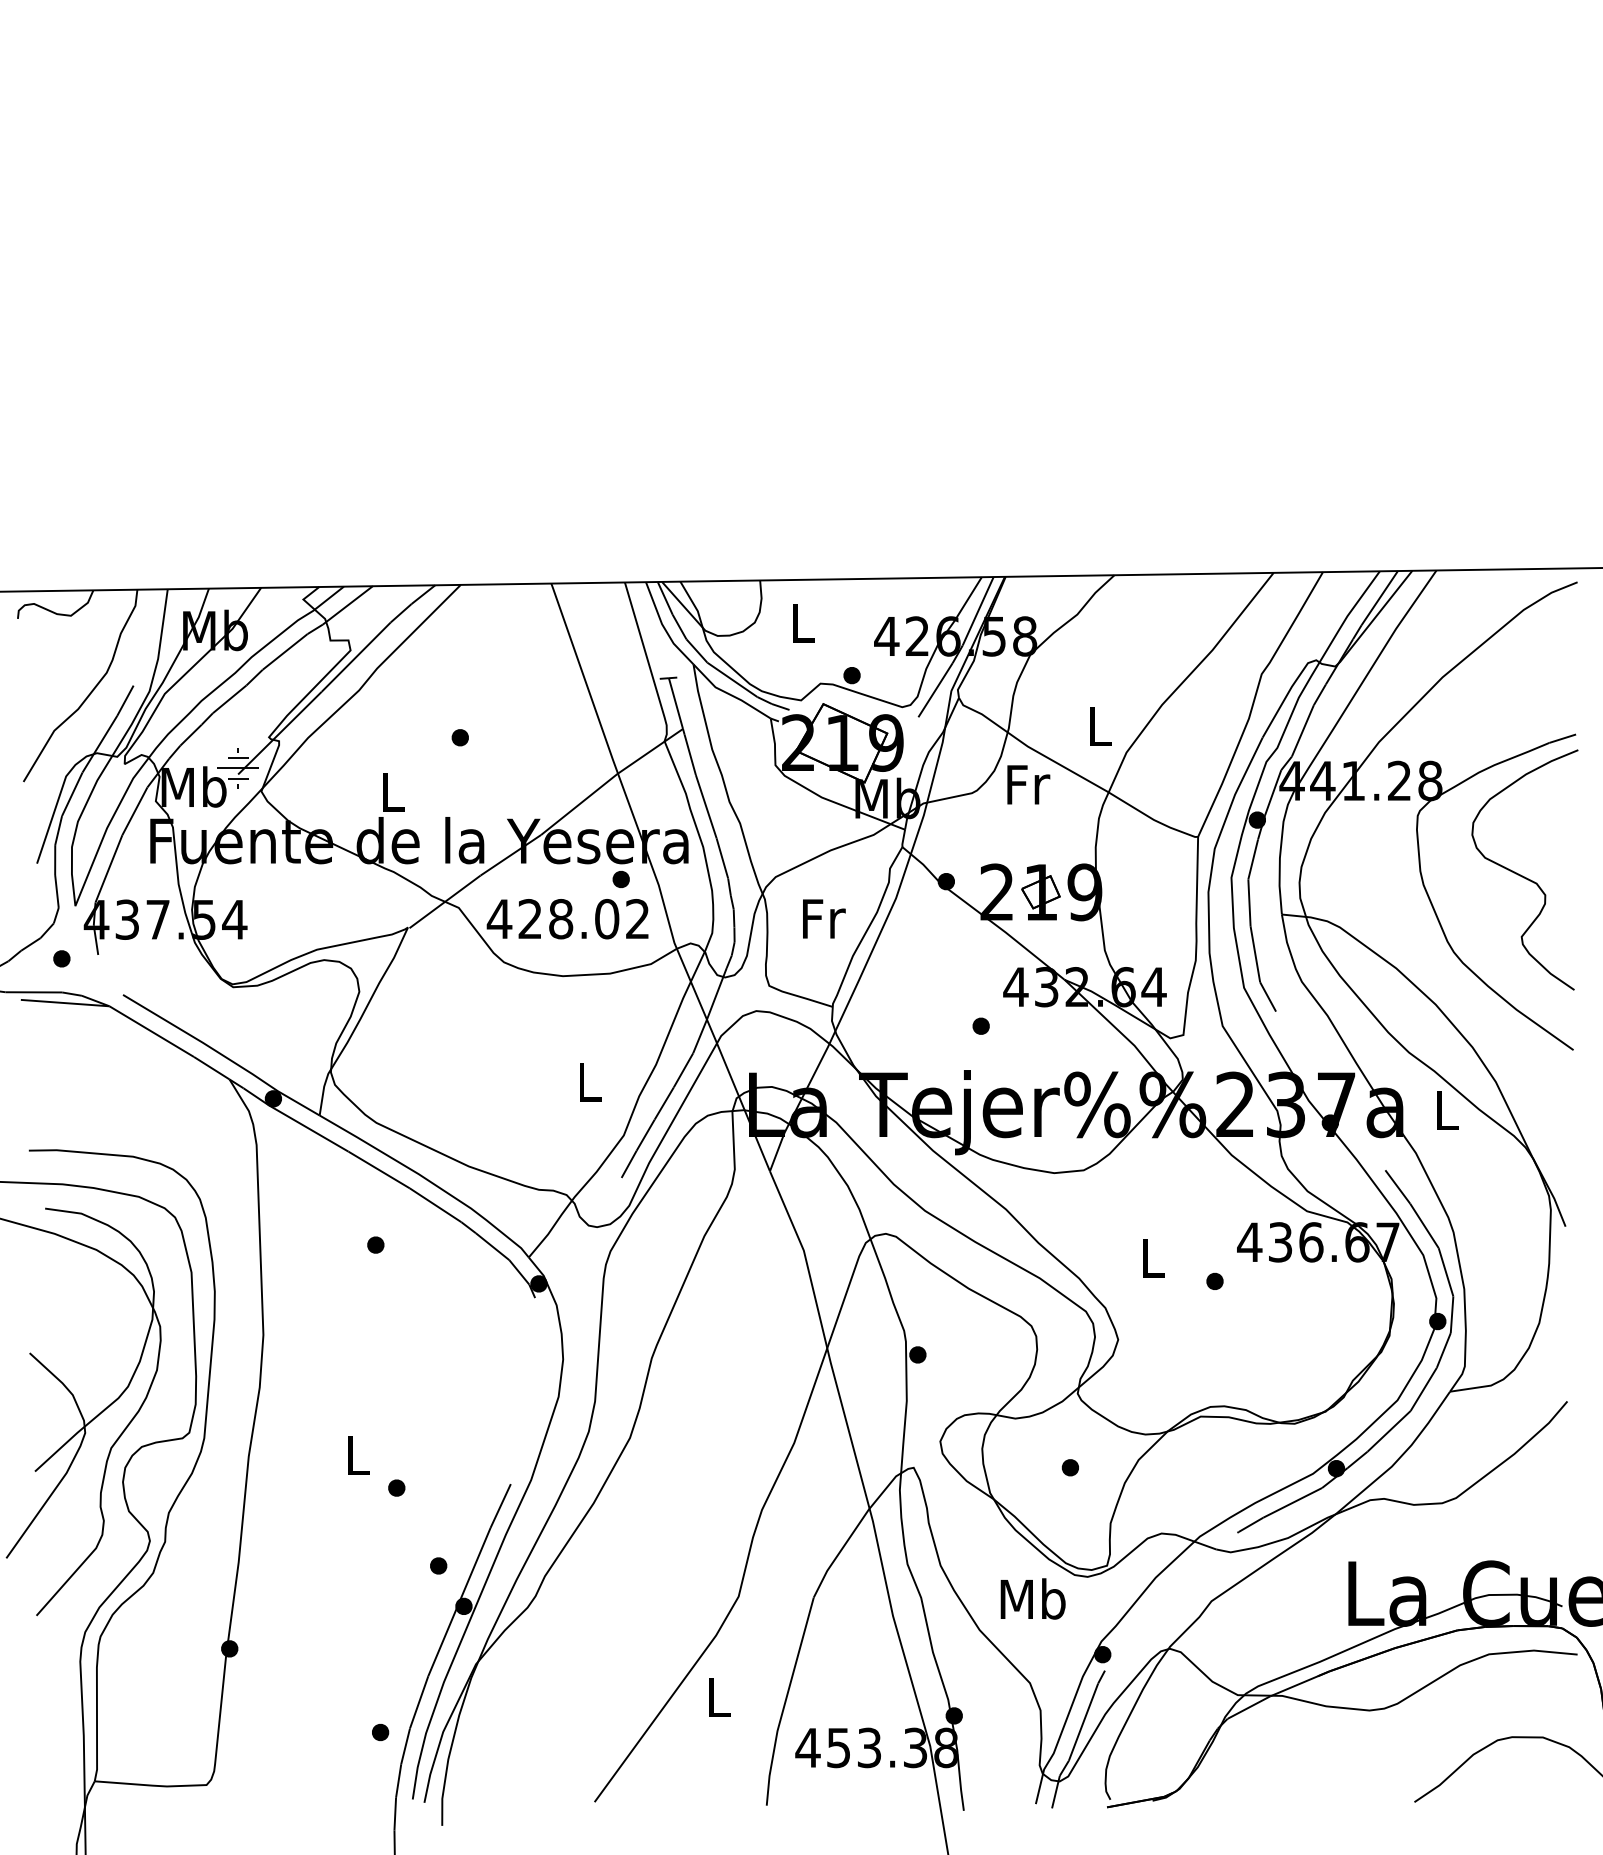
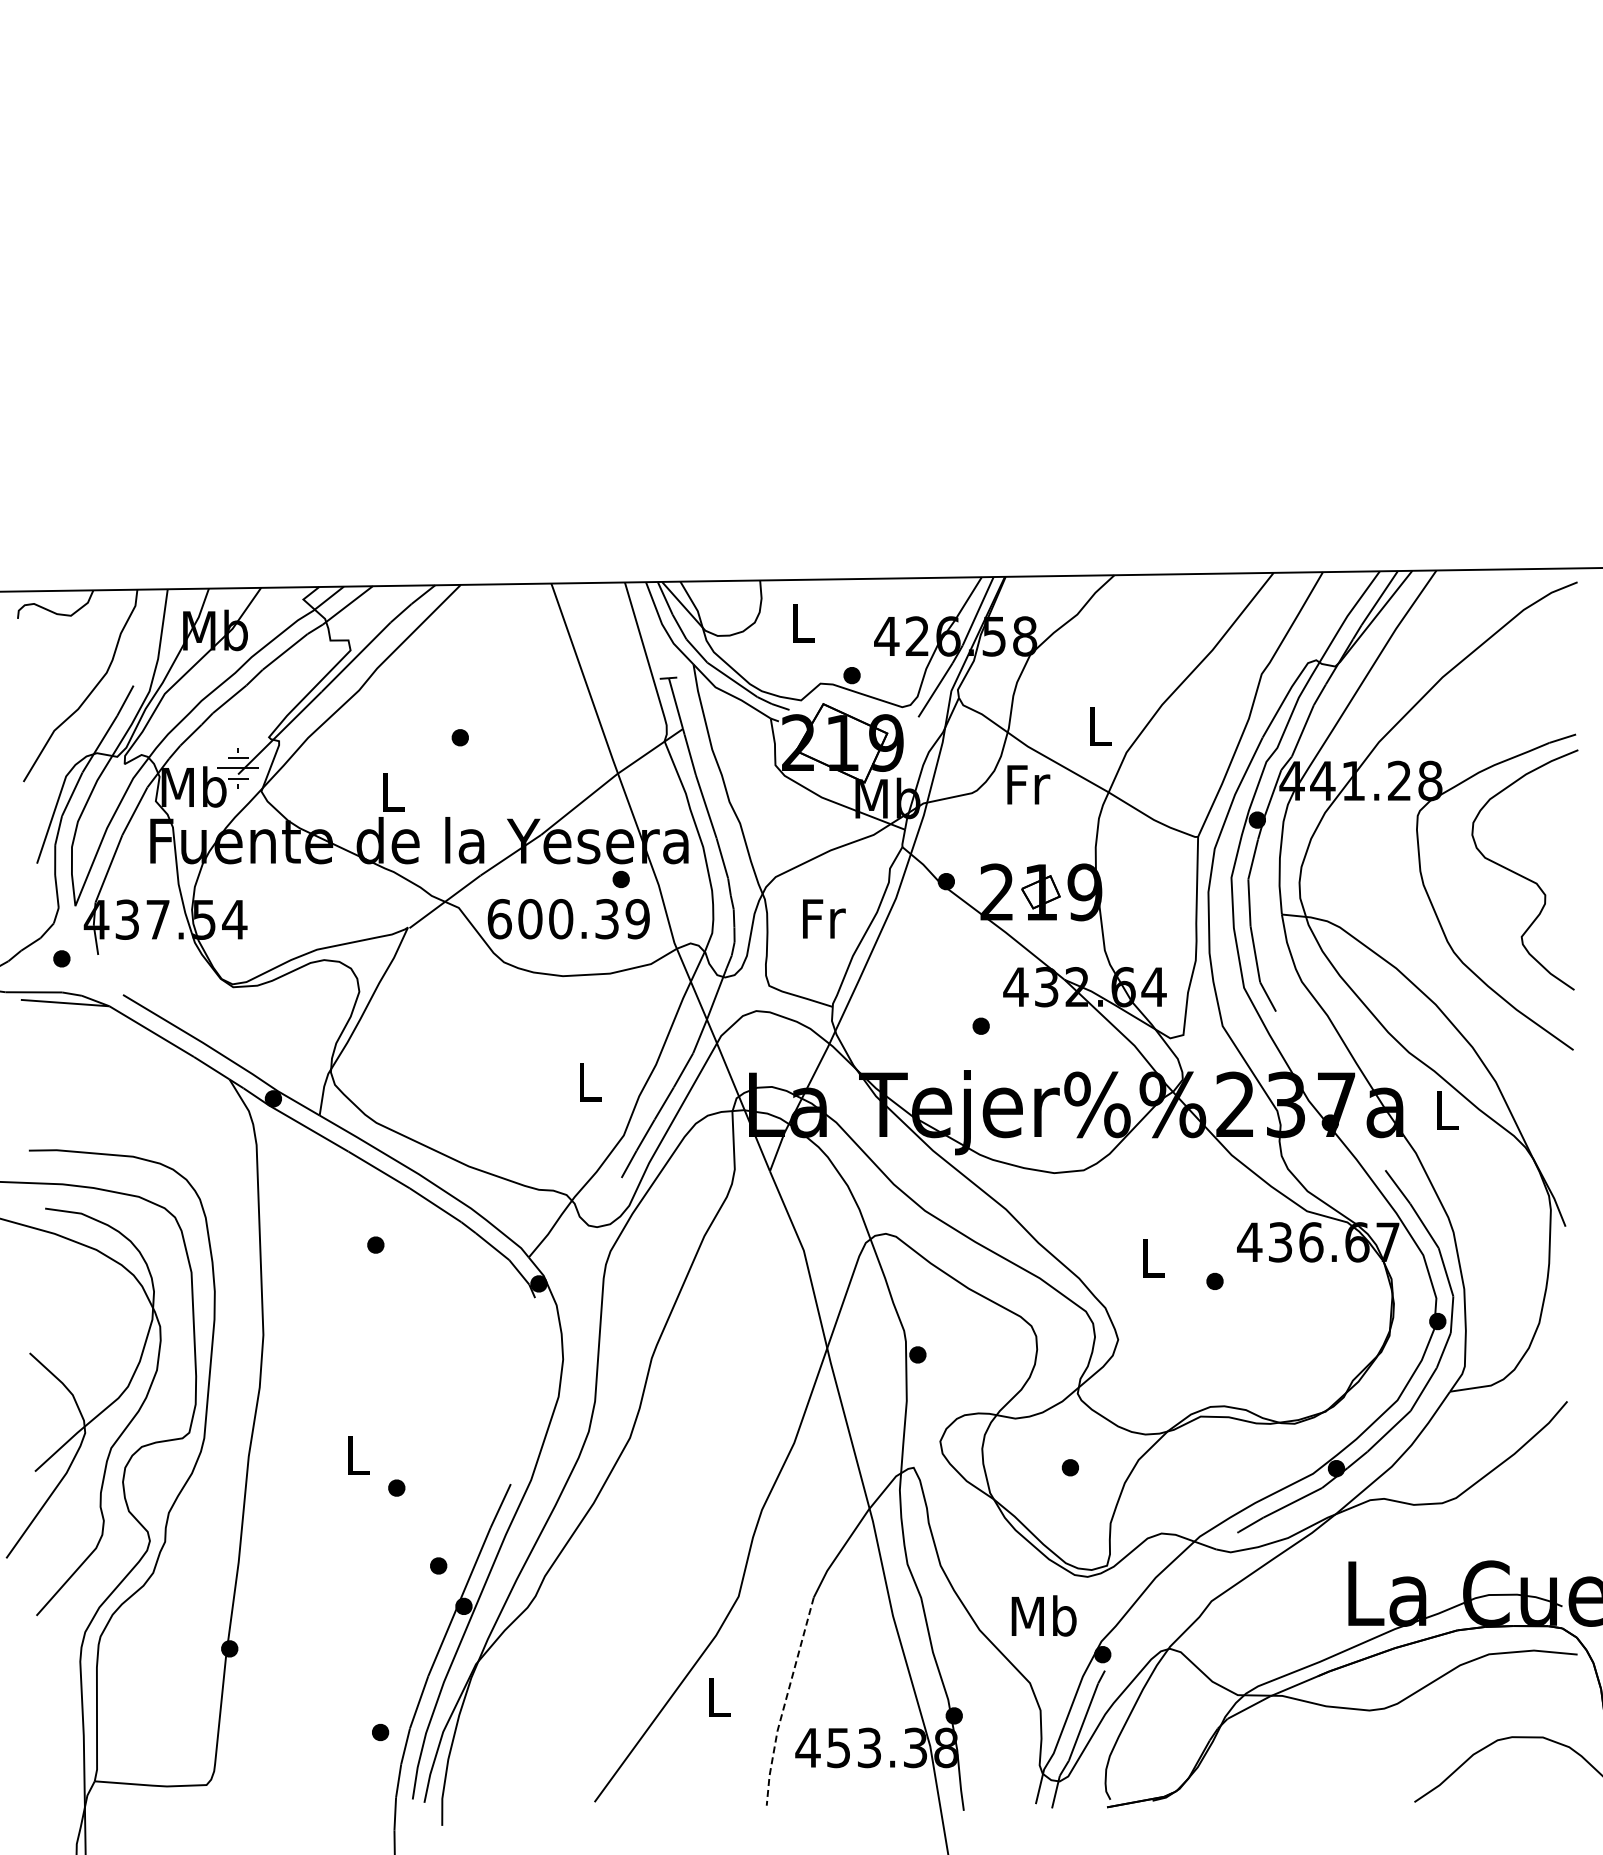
text: 428.02 -> 600.39 (567, 919)
text position: (1032, 1598) -> (1043, 1615) (1043, 1615)
line: solid -> dashed (785, 1702)
